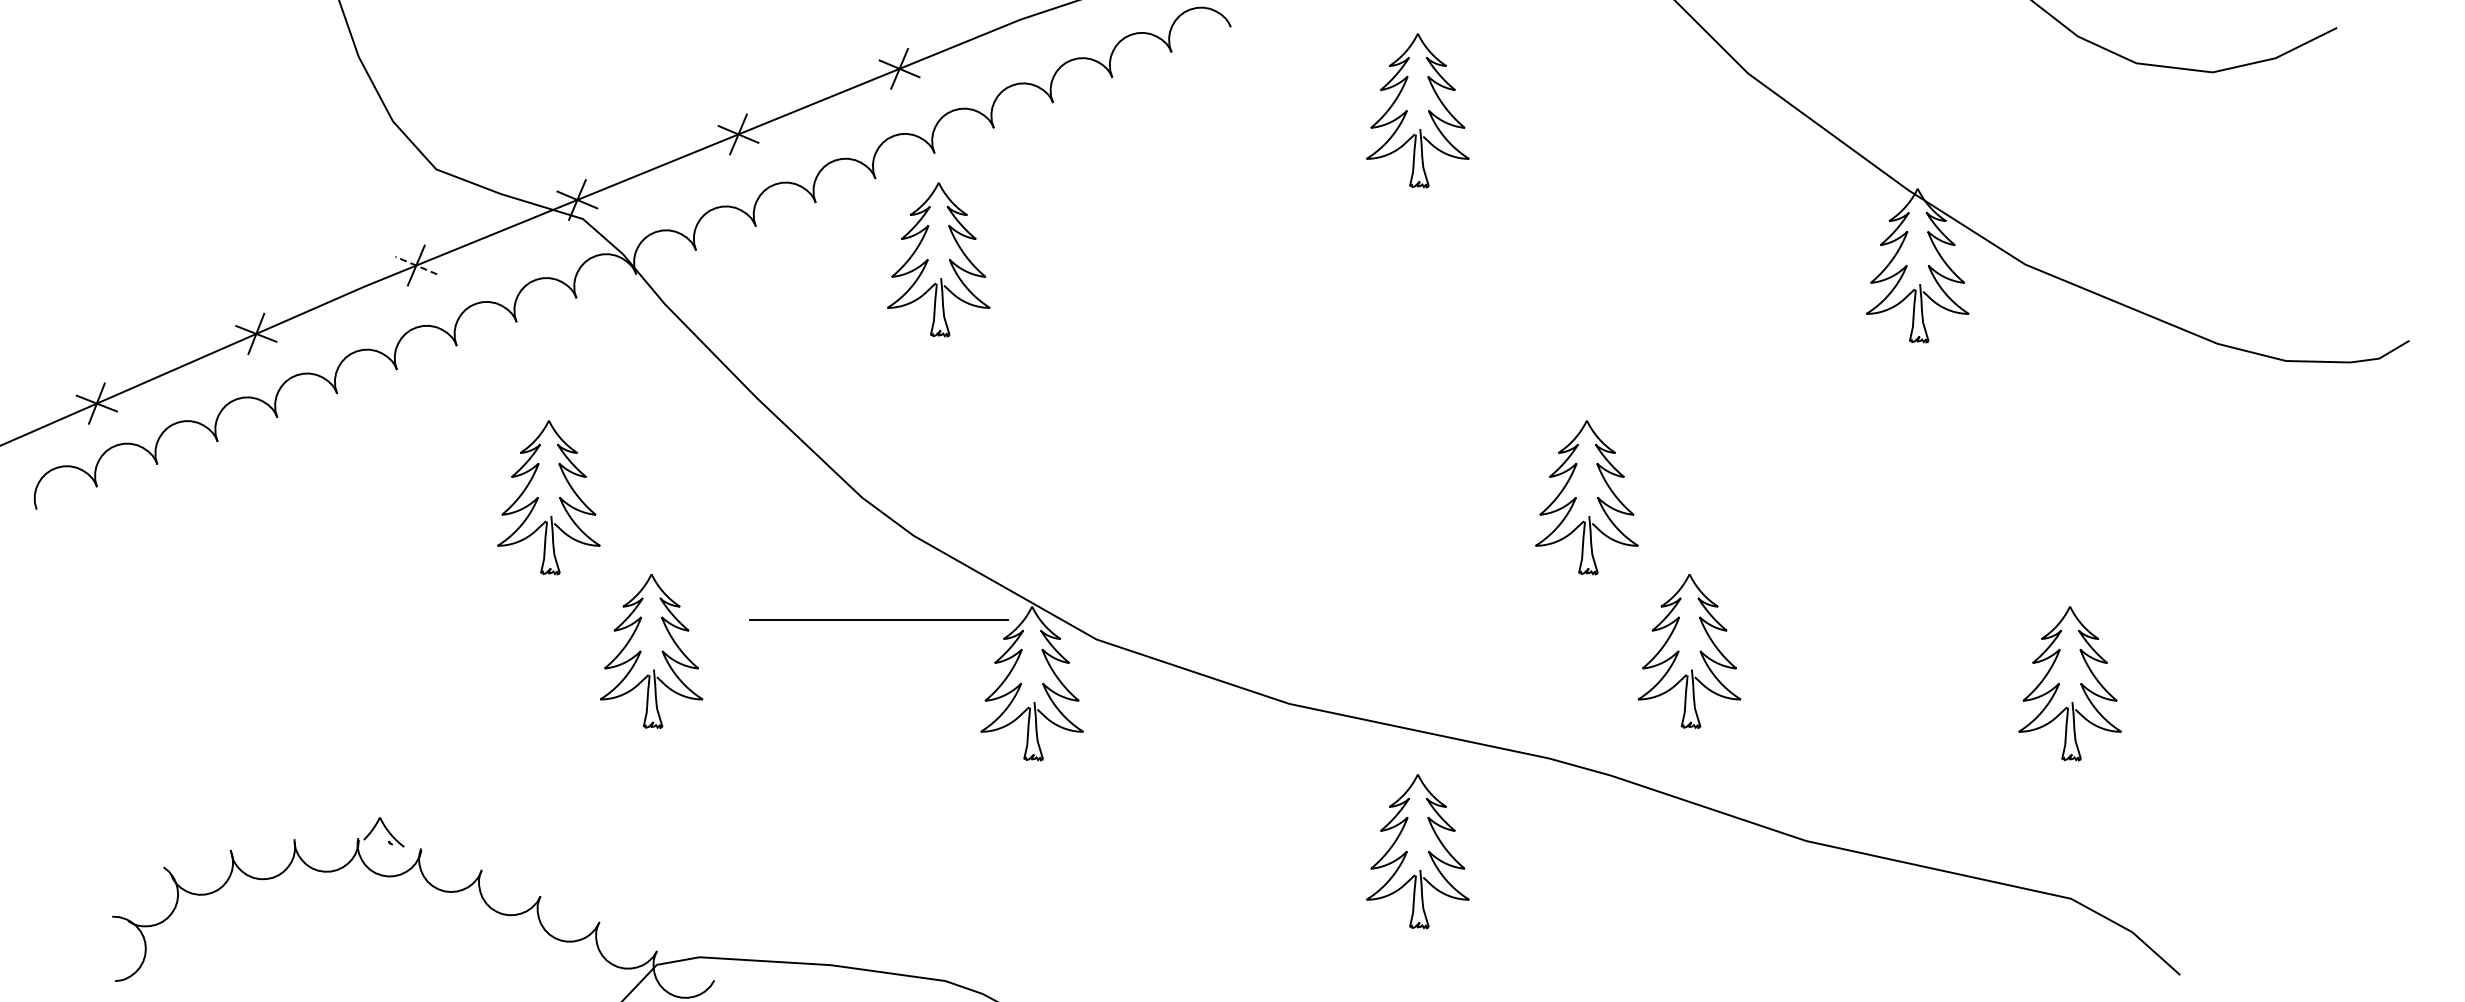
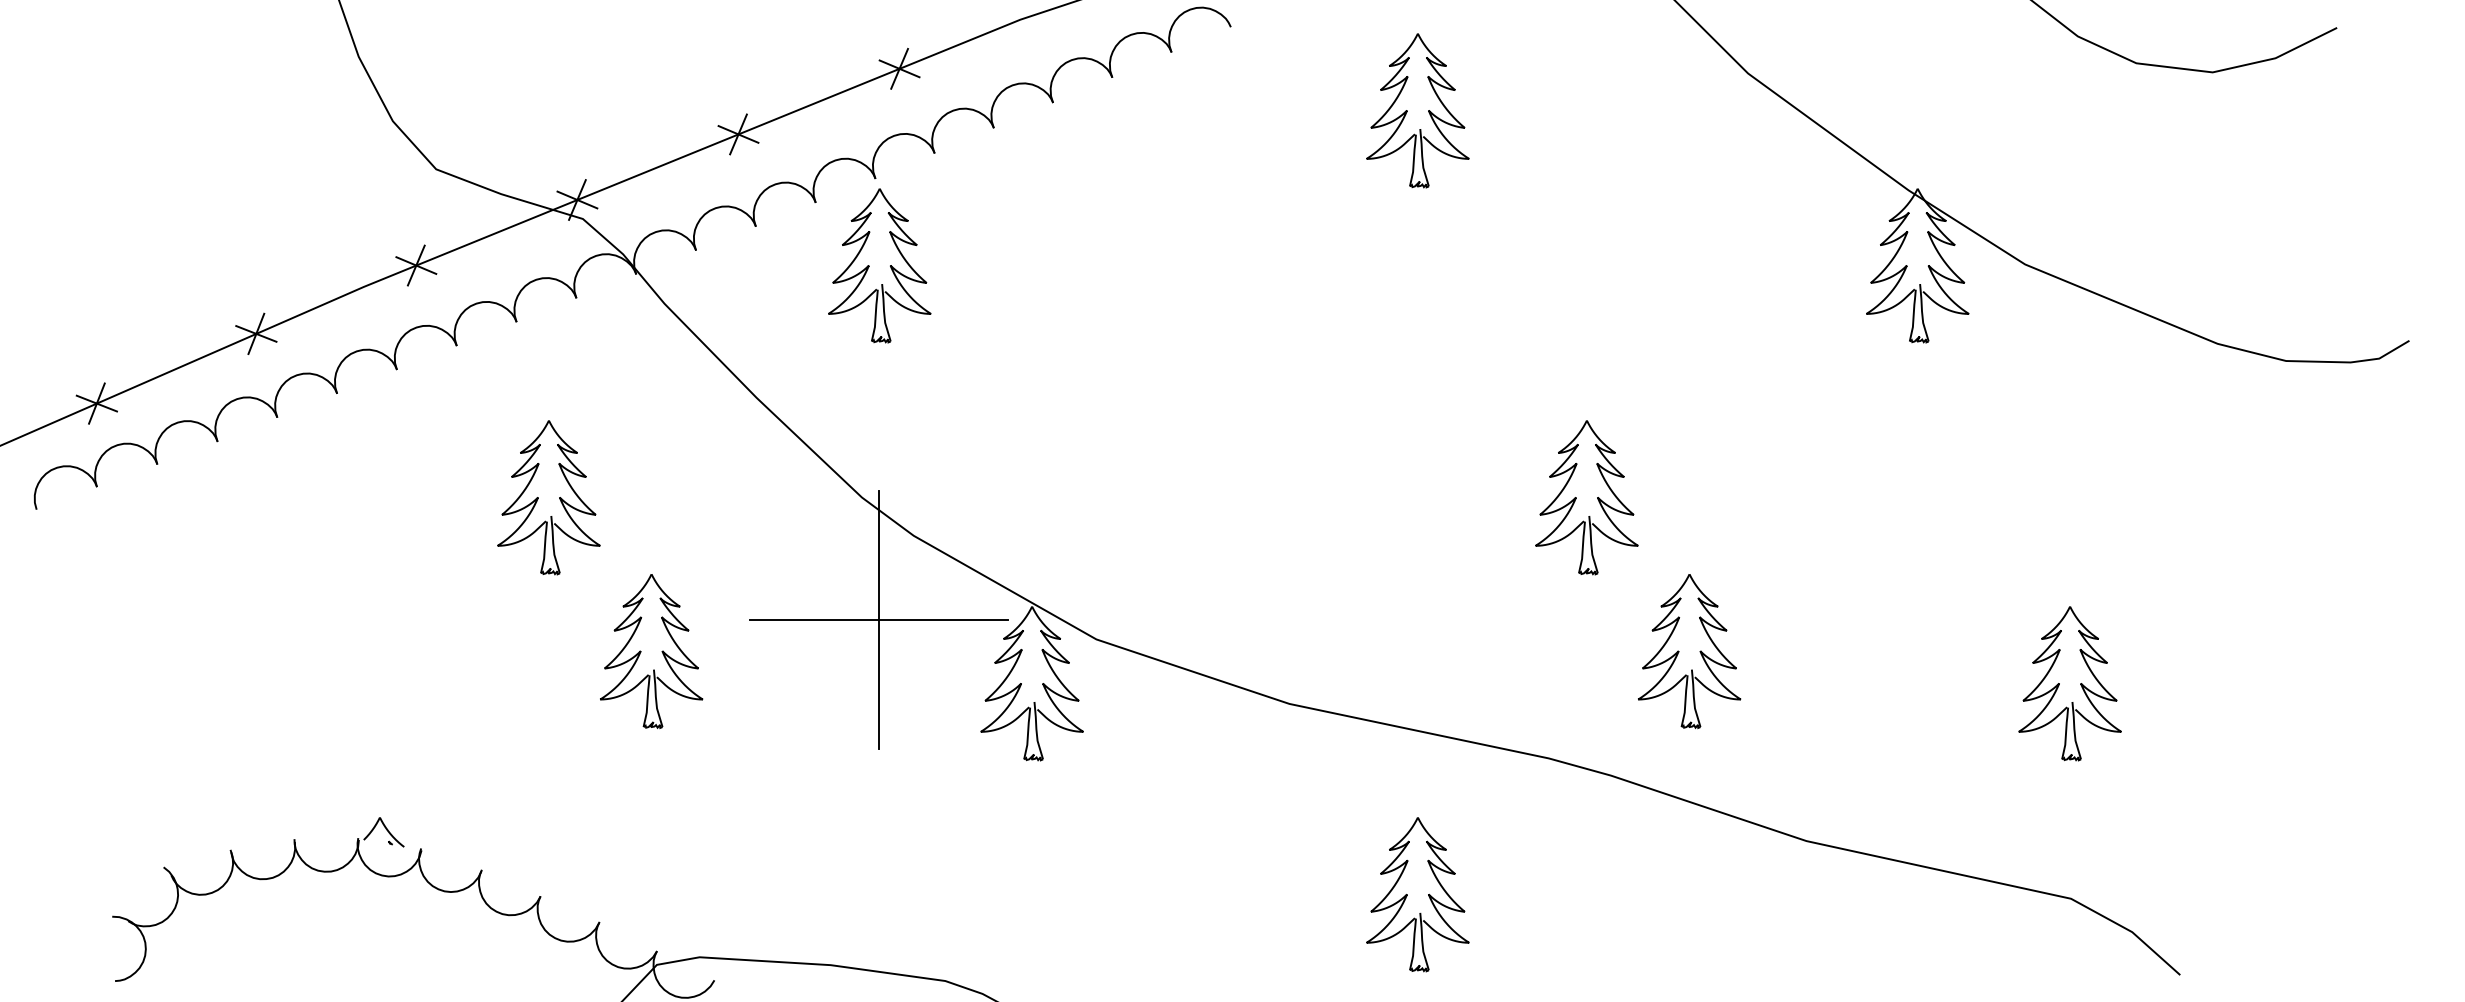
part position: (938, 259) -> (879, 265) (879, 265)
line: dashed -> solid (416, 265)
line: none -> present (878, 620)
part position: (1407, 851) -> (1407, 894) (1407, 894)
